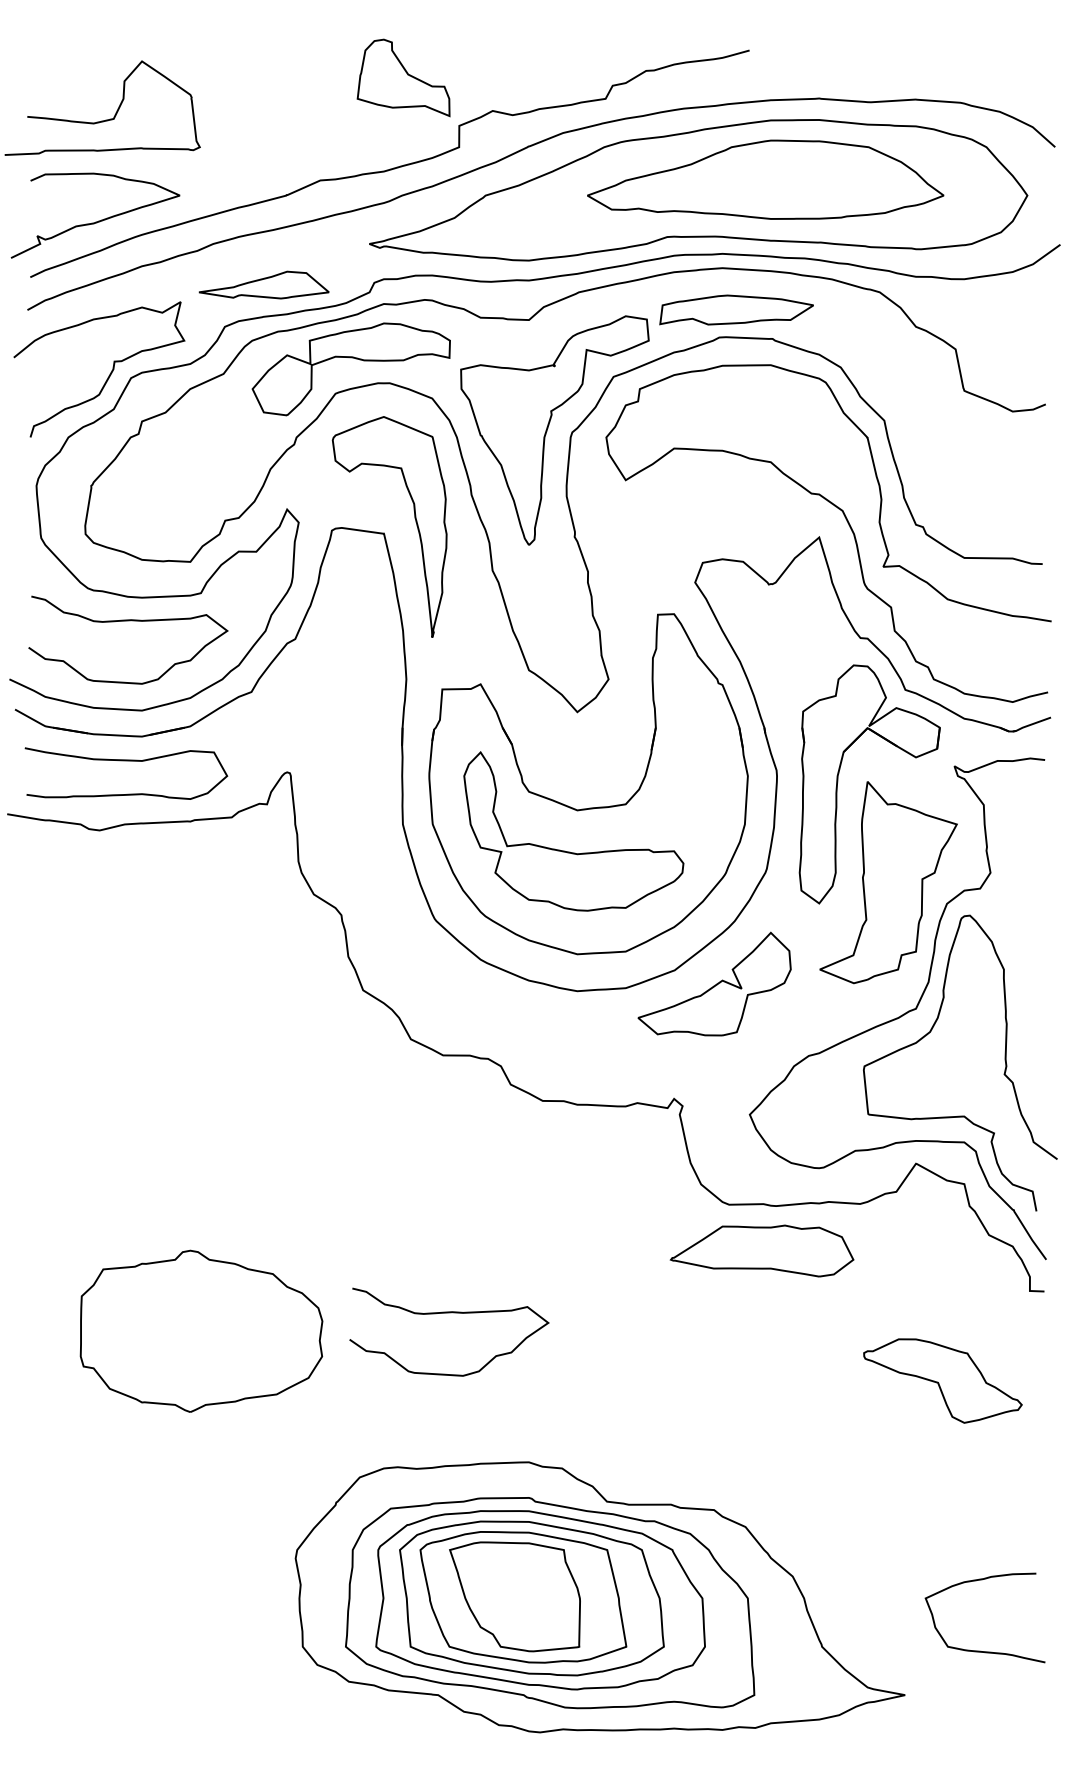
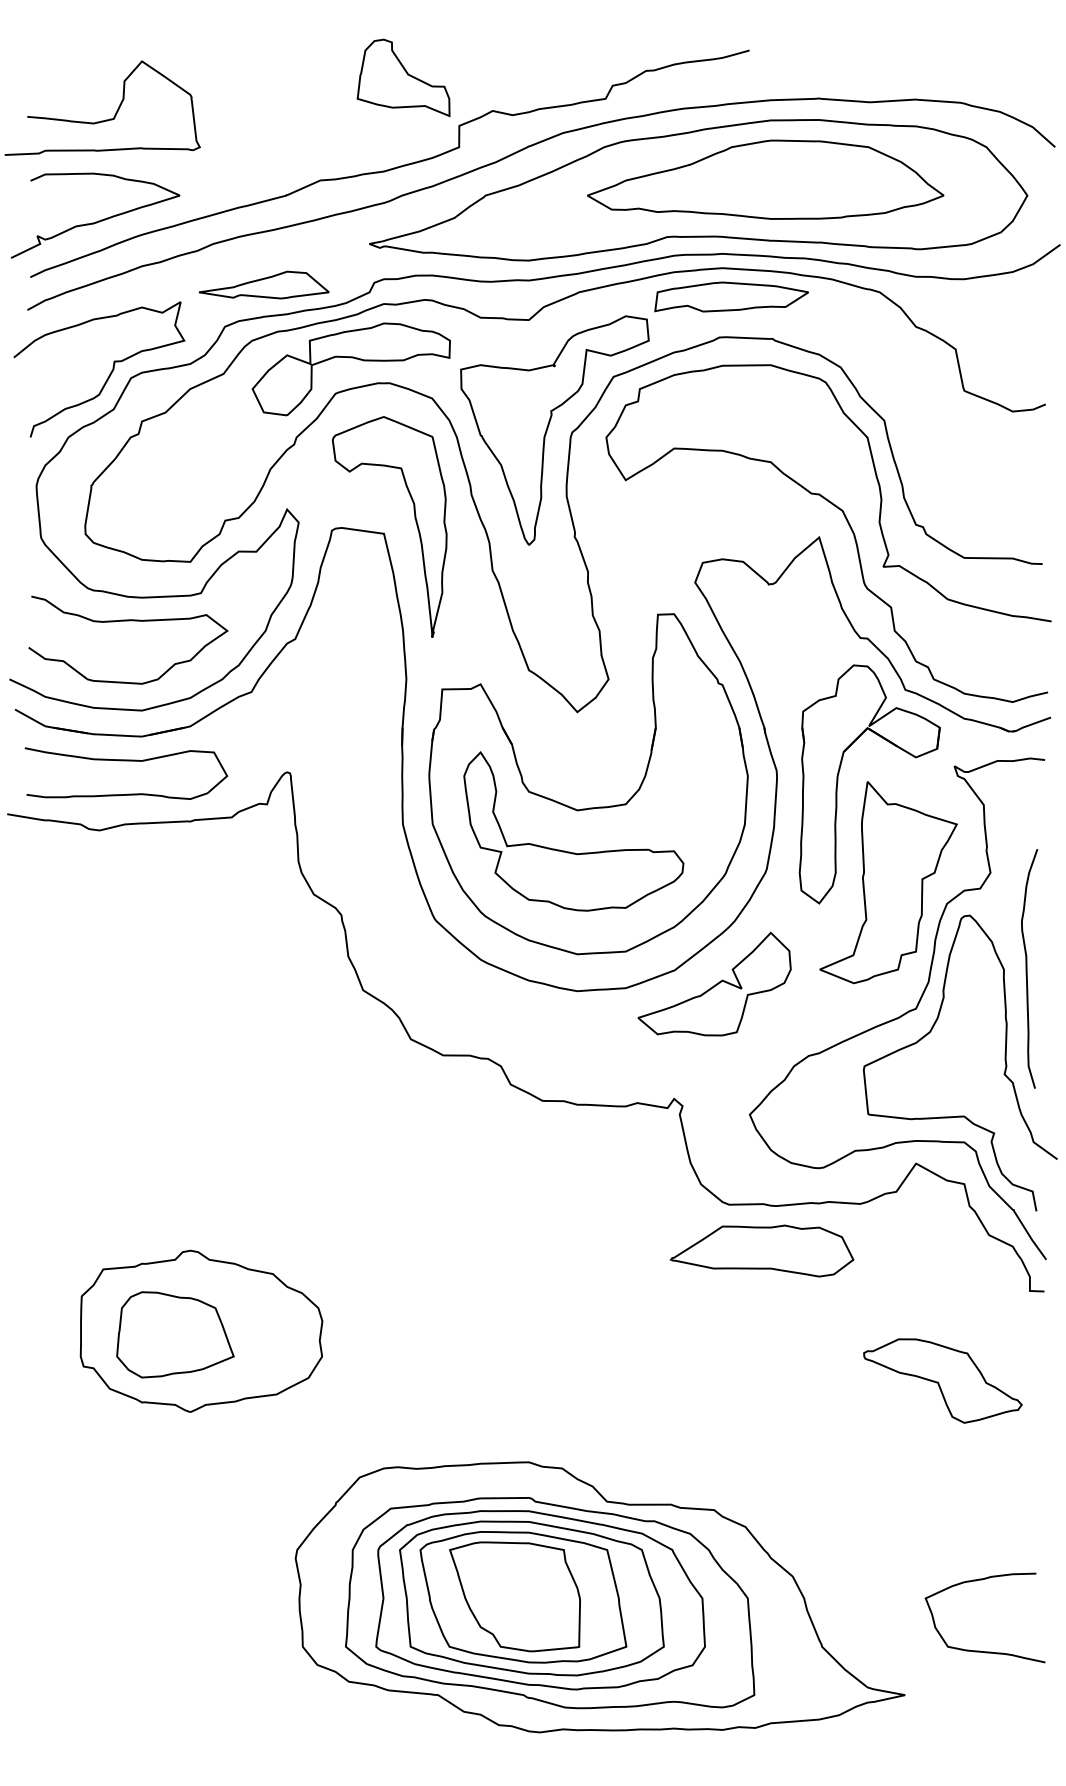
part position: (736, 309) -> (731, 296) (731, 296)
curve: none -> present (1027, 968)
curve: present -> none (449, 1313)
part: none -> present (175, 1334)
